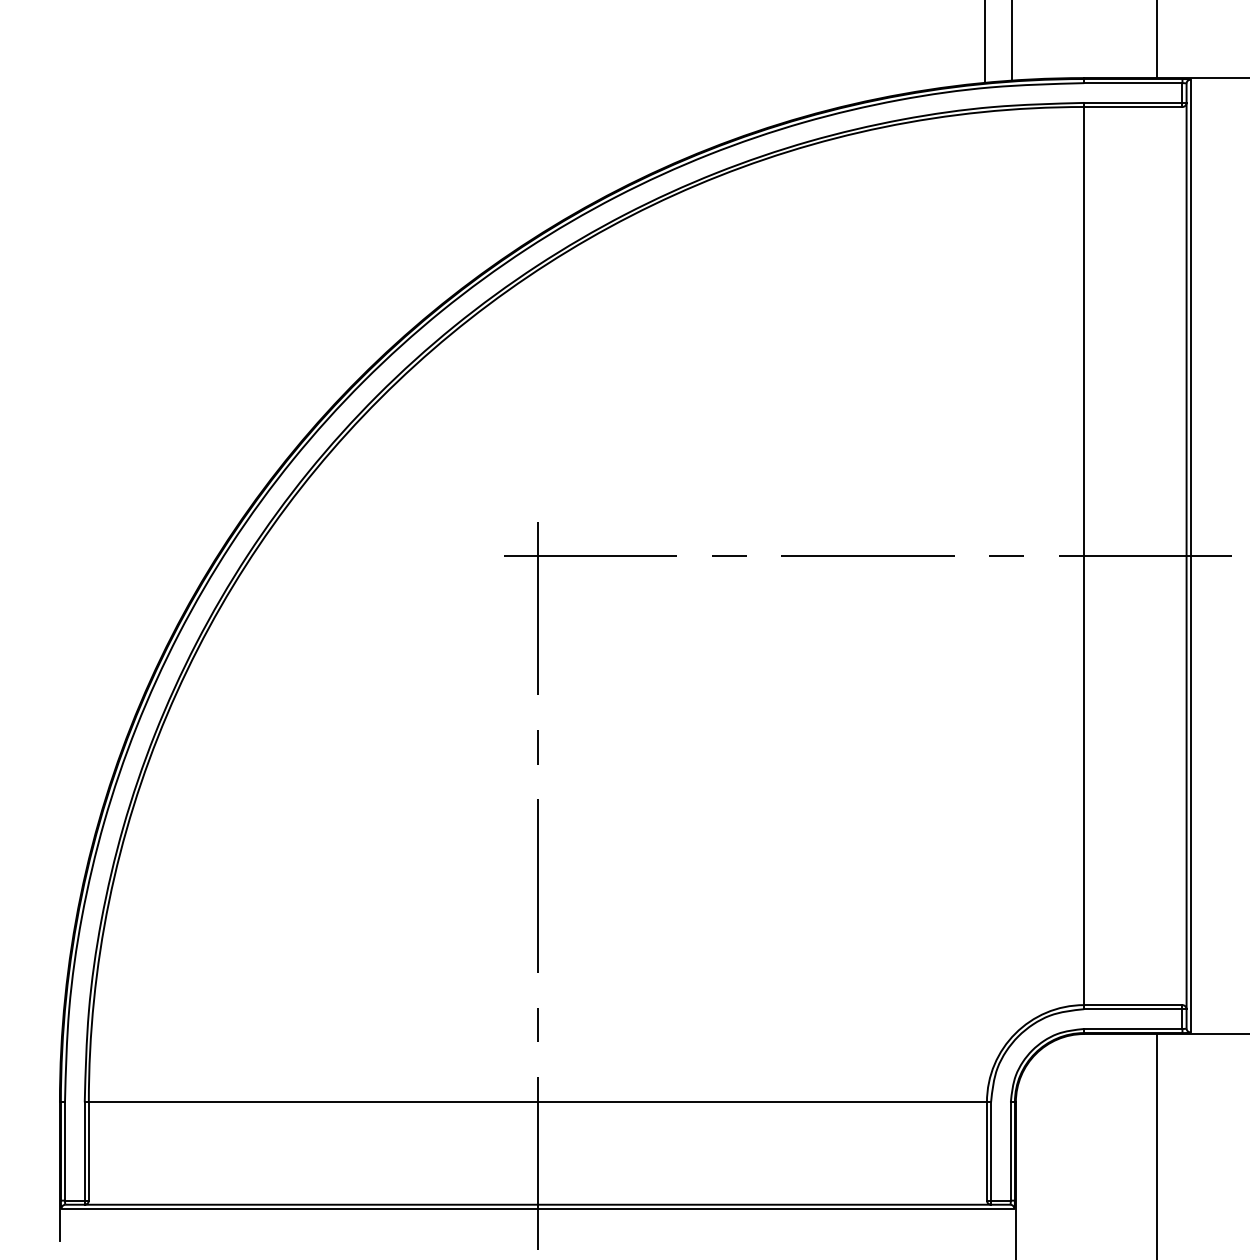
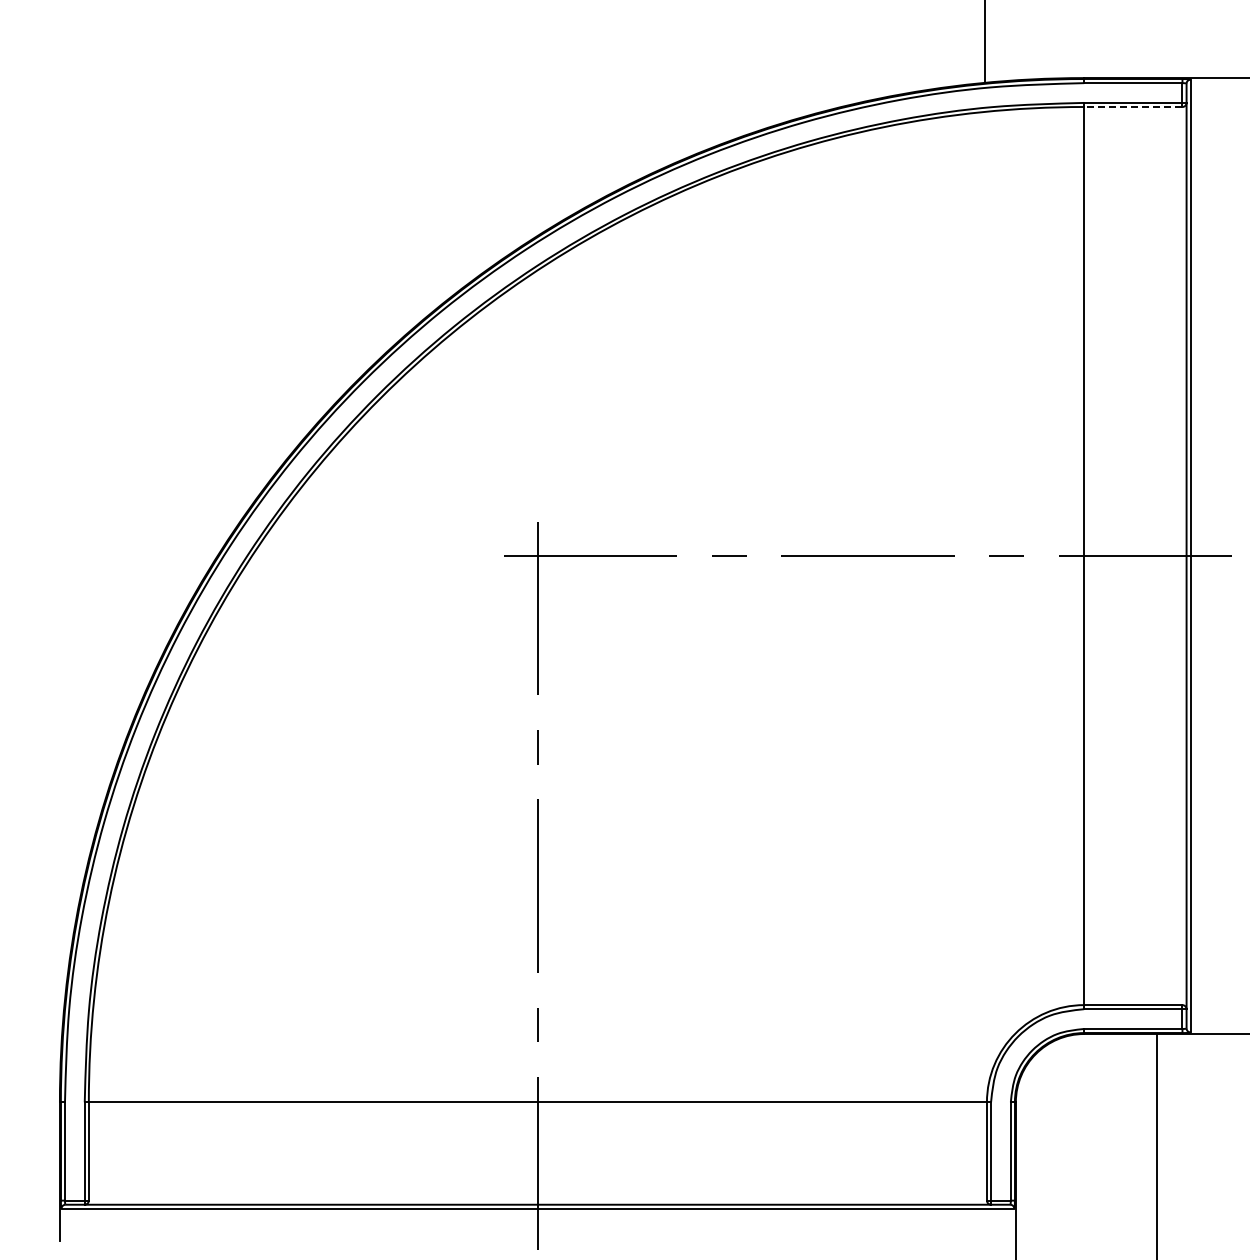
line: present -> none (1156, 40)
line: present -> none (1011, 41)
line: solid -> dashed (1132, 107)
